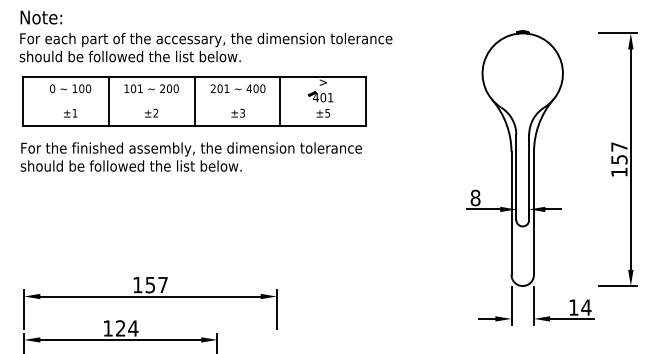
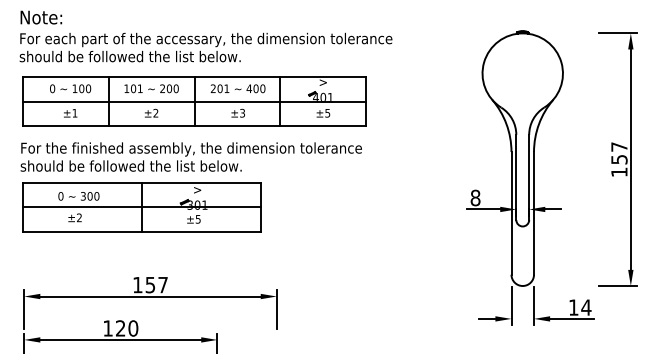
line: none -> present (194, 101)
part: none -> present (141, 207)
text: 124 -> 120 (133, 328)
